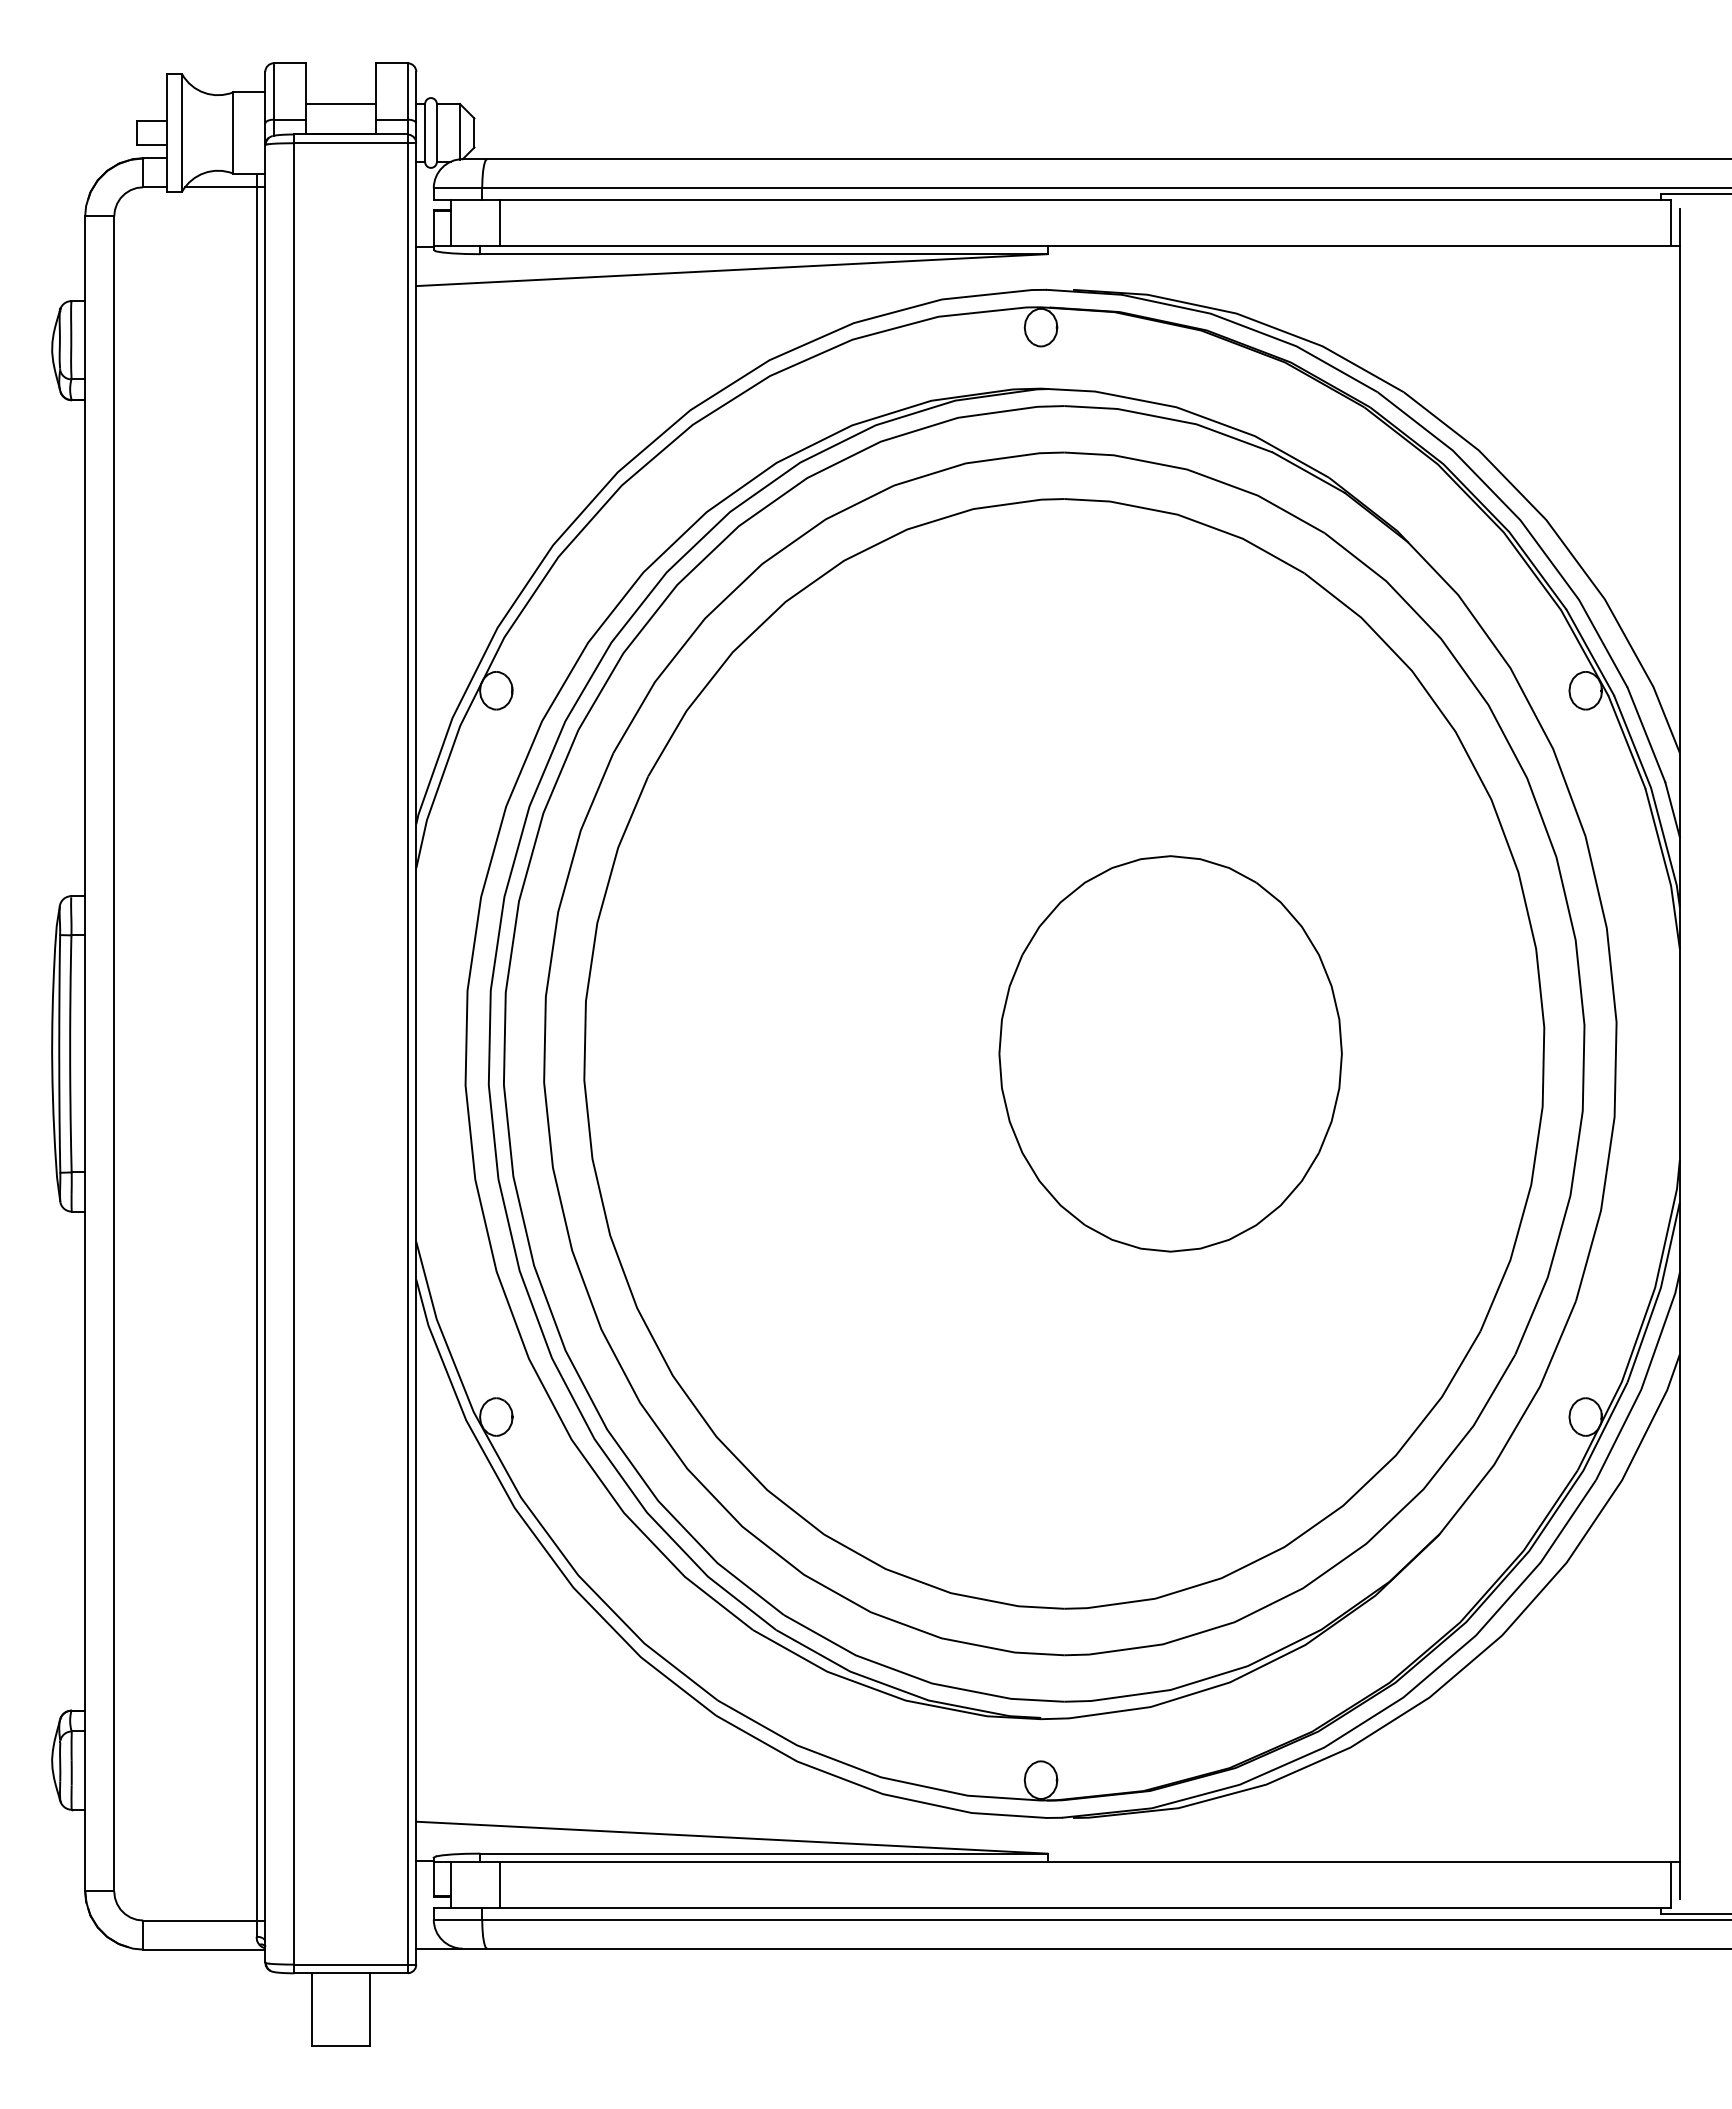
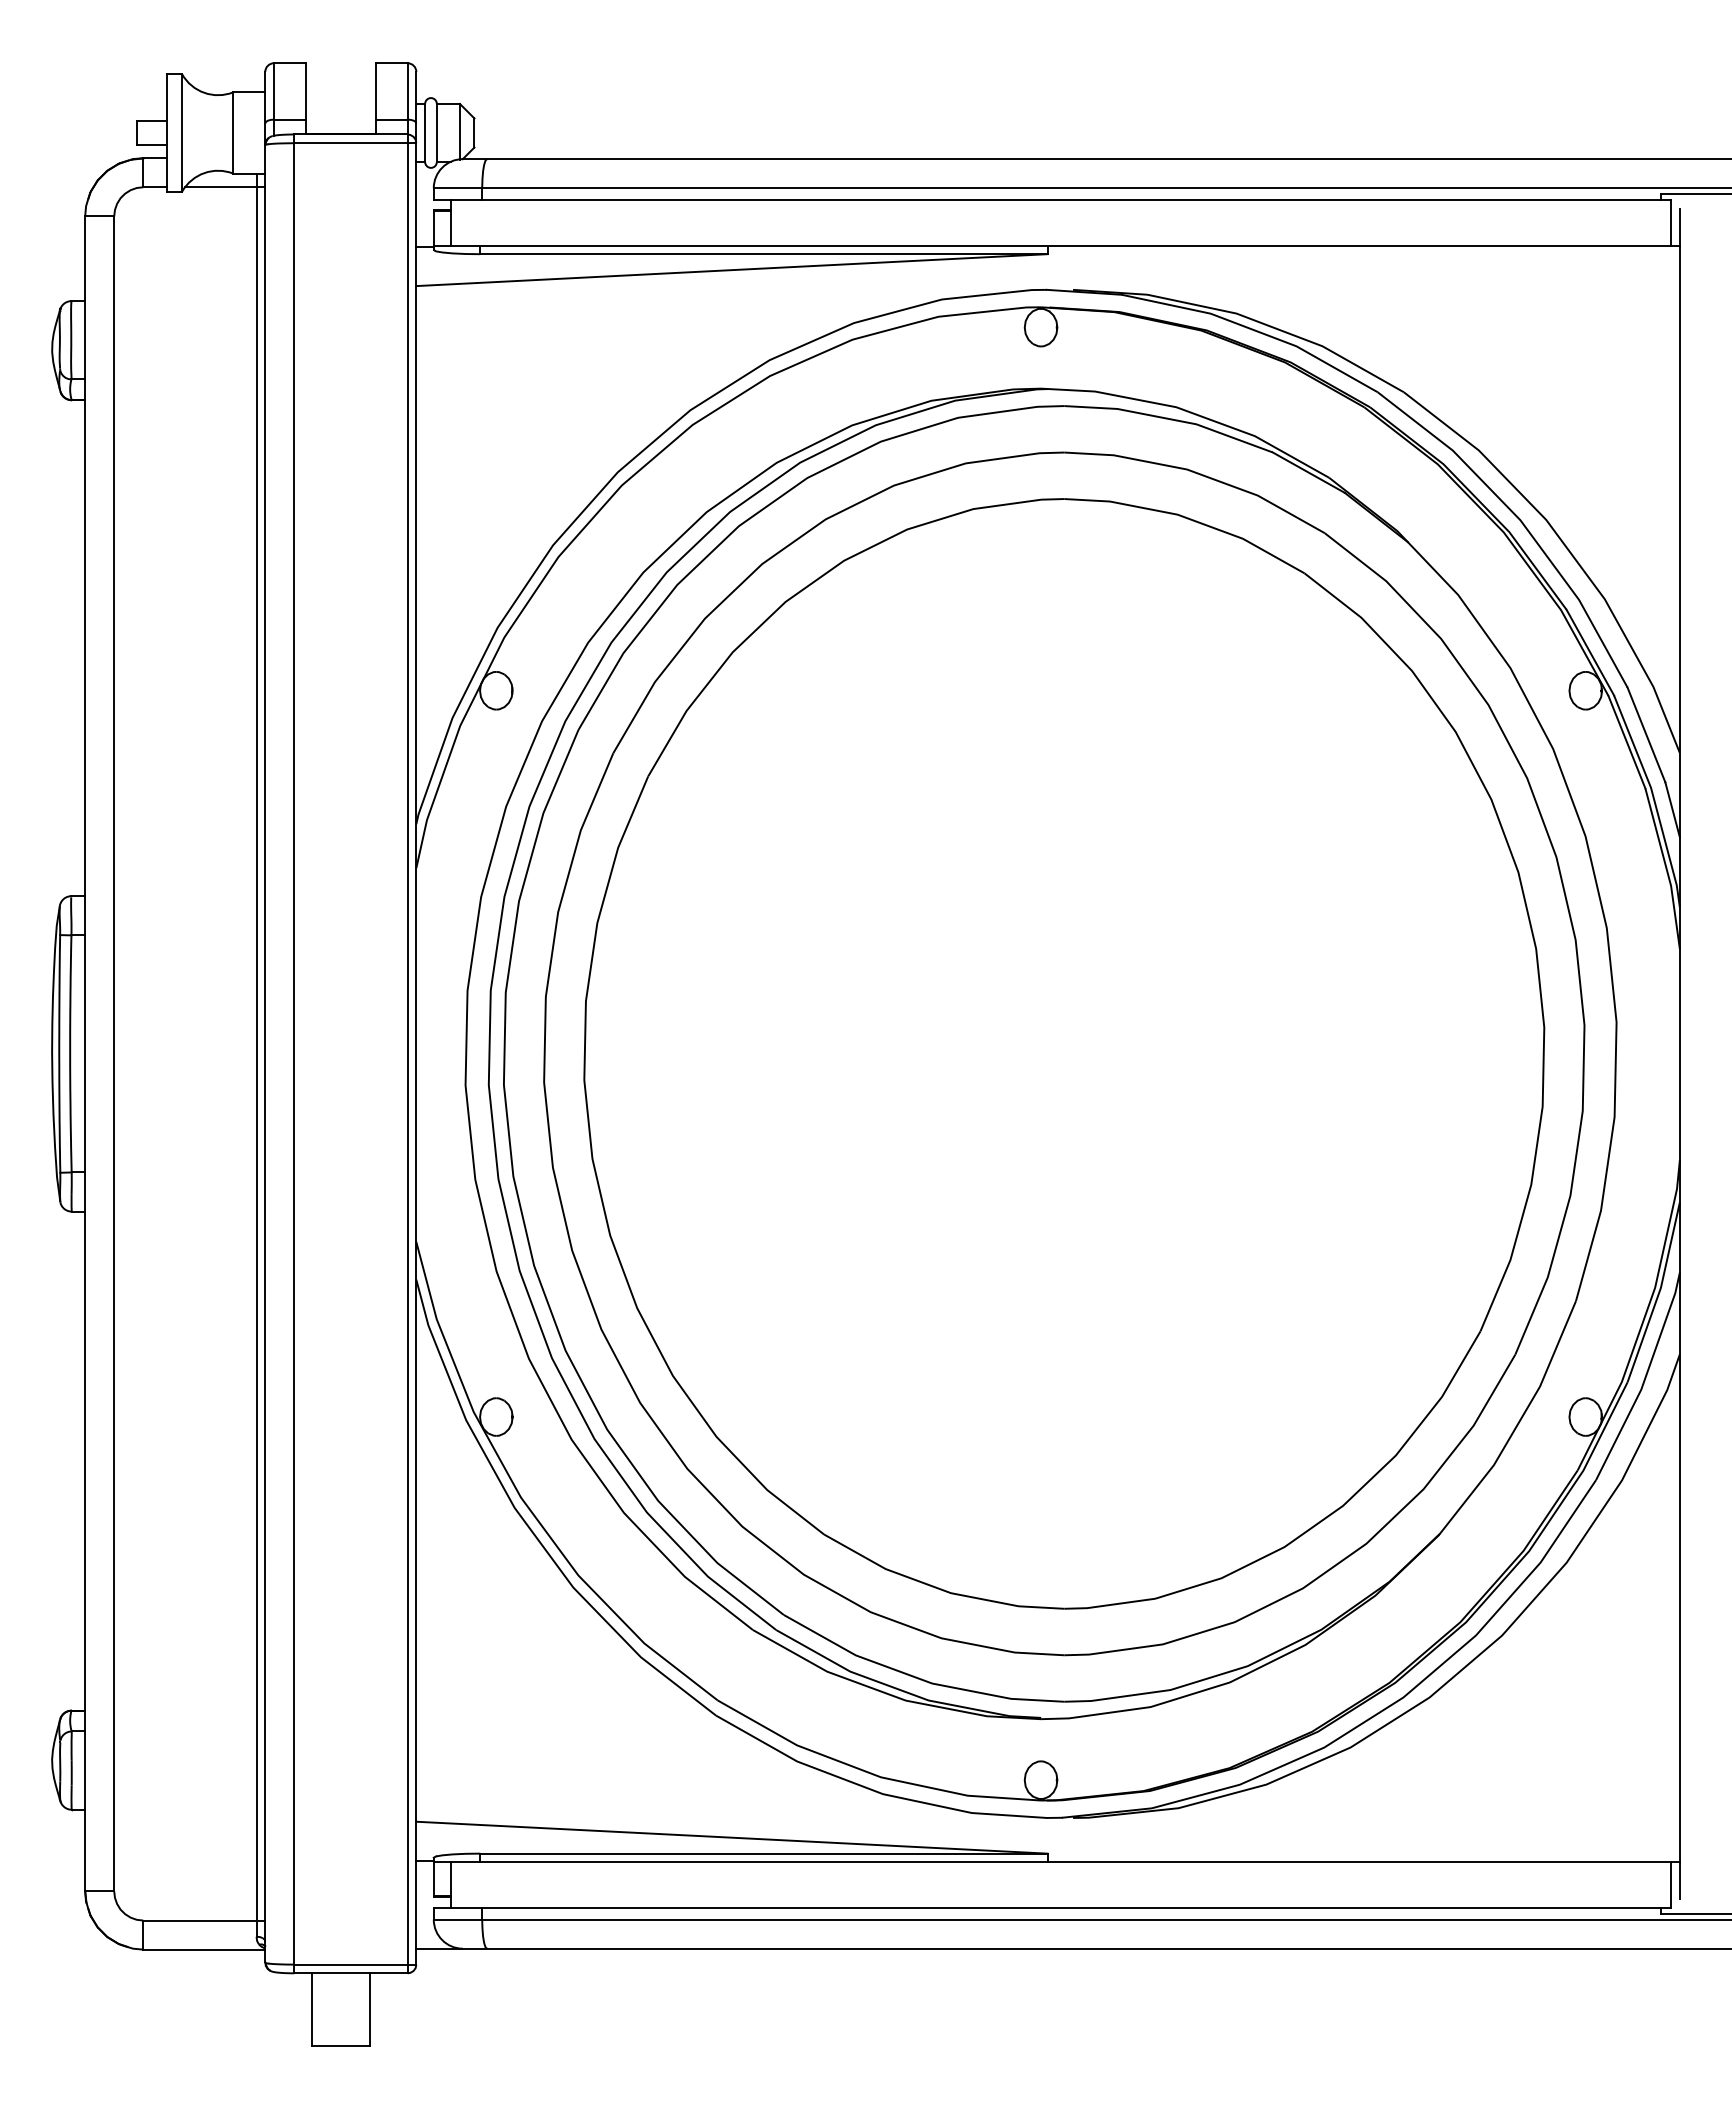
line: present -> none (340, 103)
line: present -> none (499, 222)
part: present -> none (1170, 1053)
line: present -> none (499, 1884)
